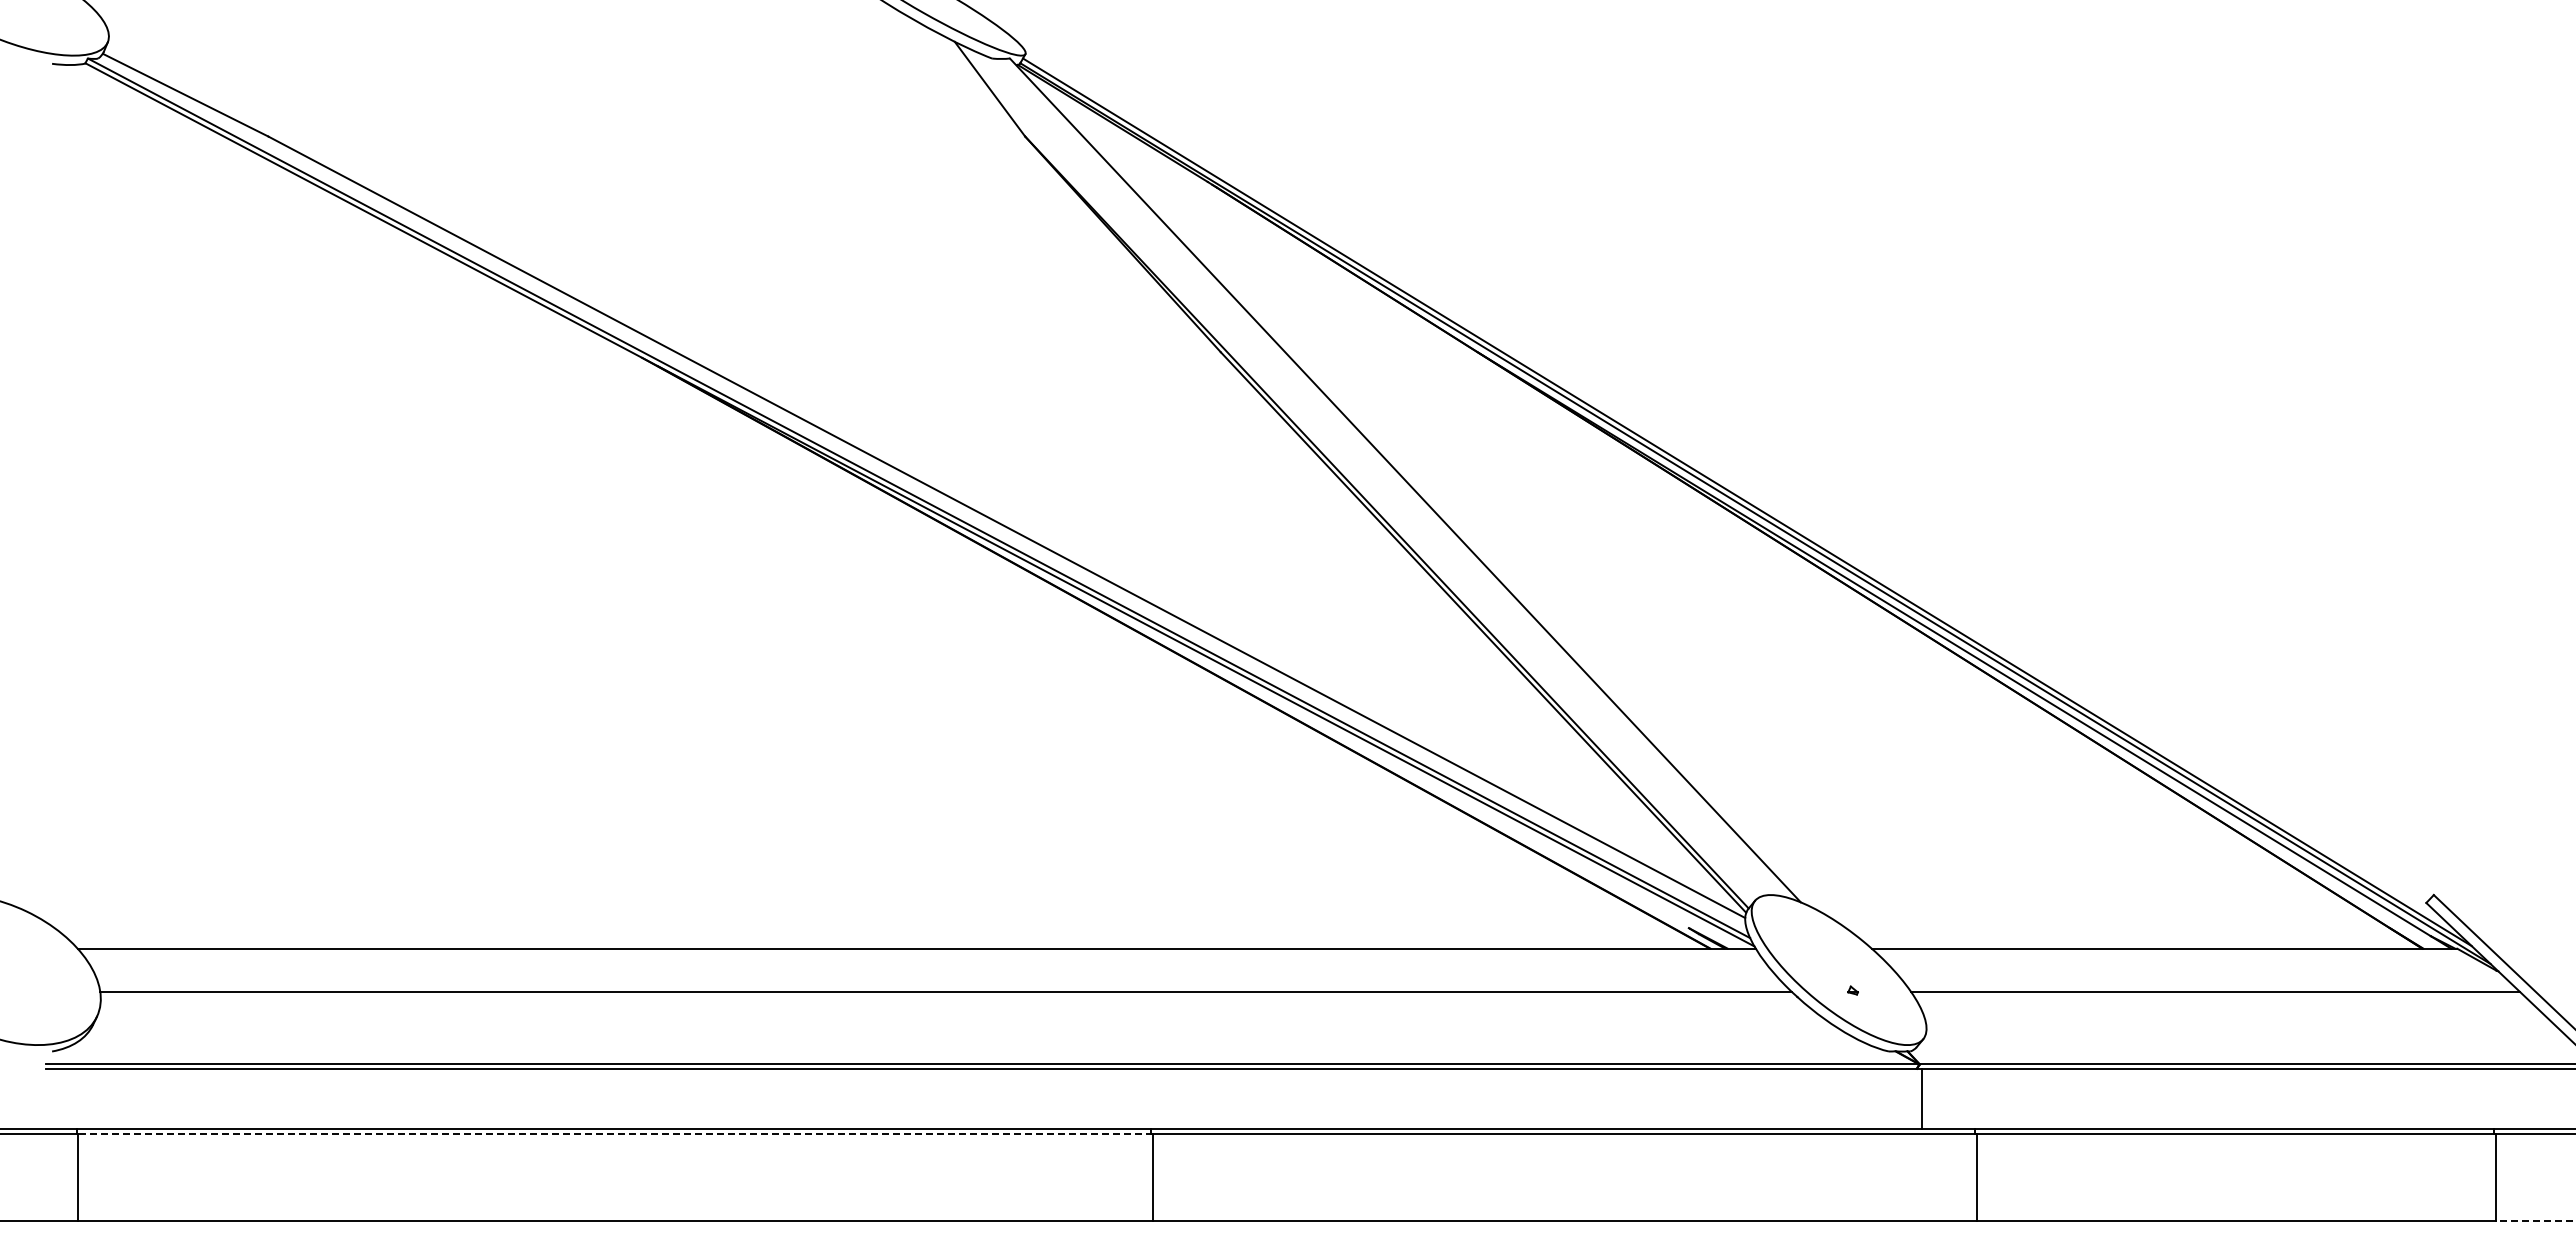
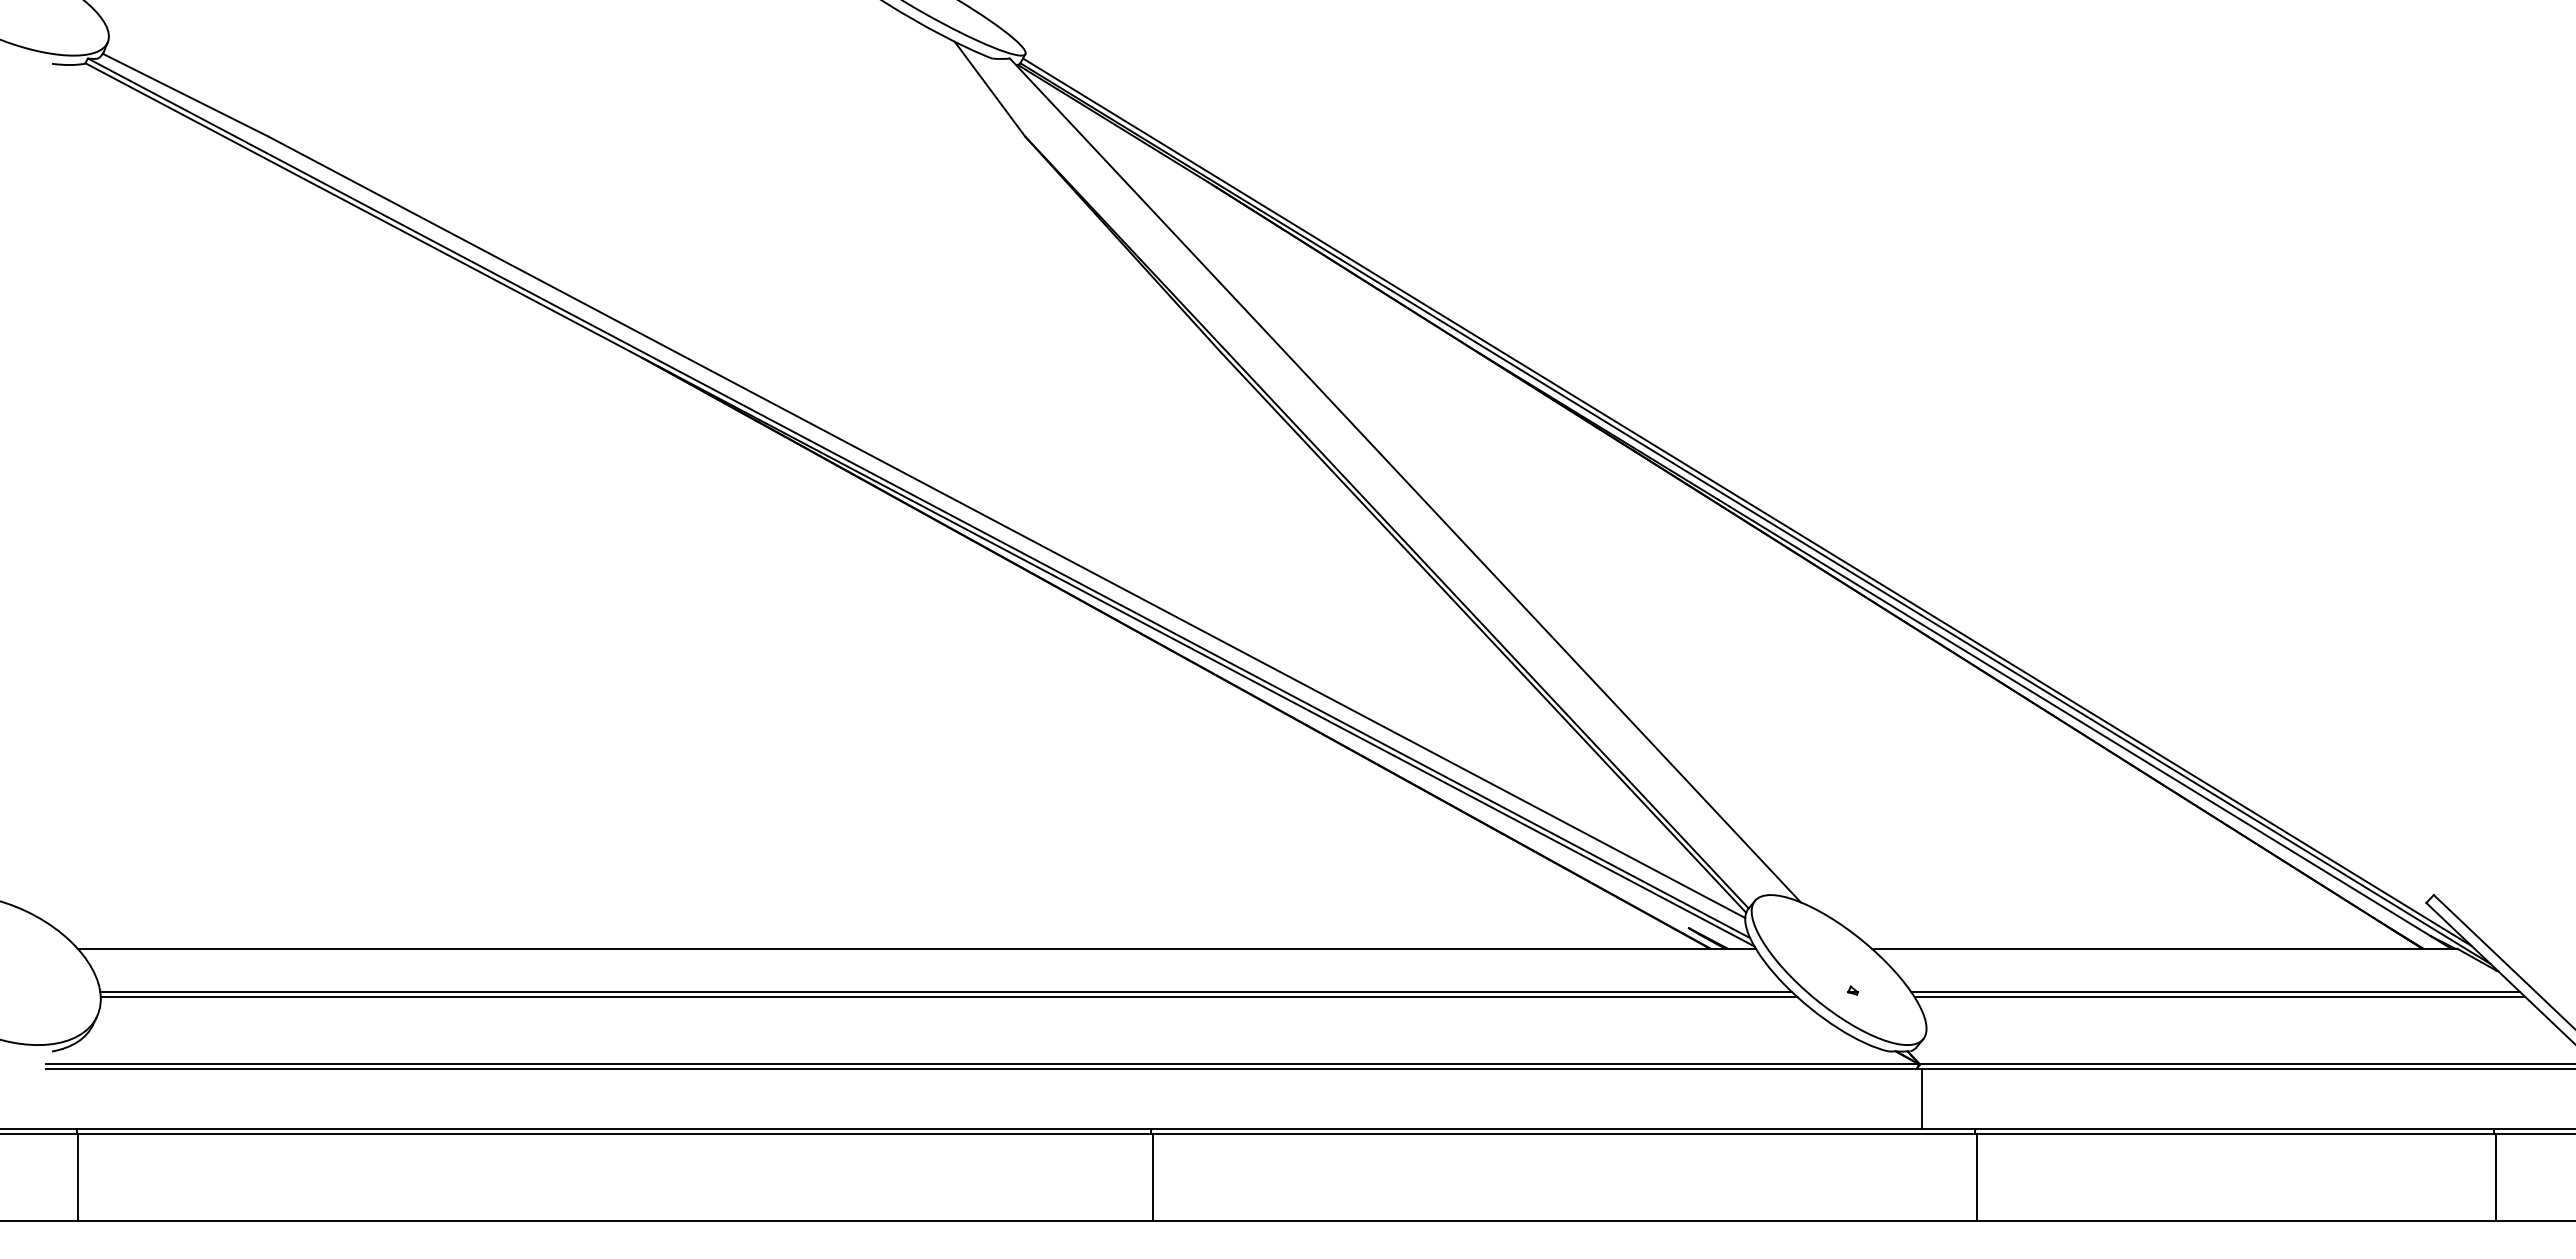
line: none -> present (948, 997)
line: none -> present (2219, 997)
line: dashed -> solid (615, 1134)
line: dashed -> solid (2535, 1221)
